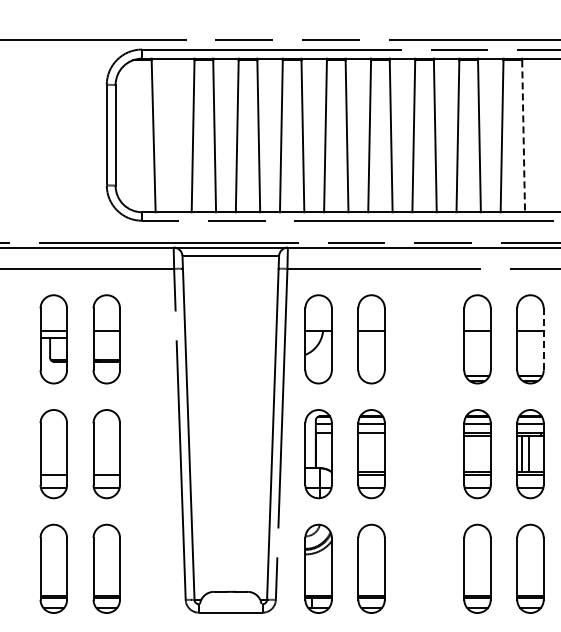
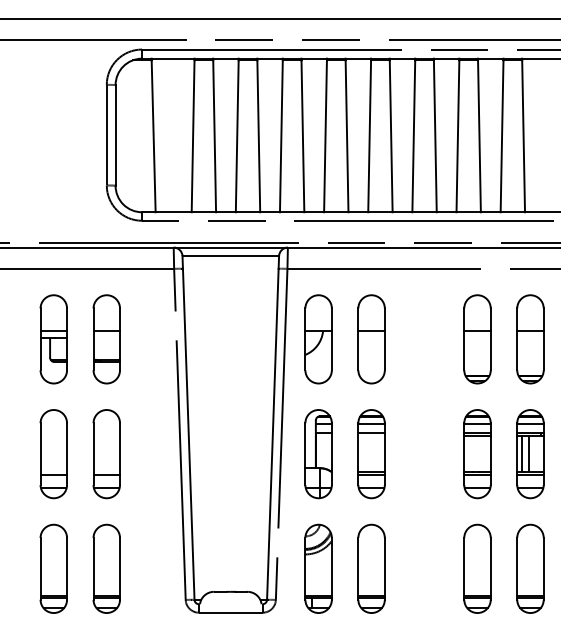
line: none -> present (279, 18)
line: dashed -> solid (523, 136)
line: dashed -> solid (543, 339)
